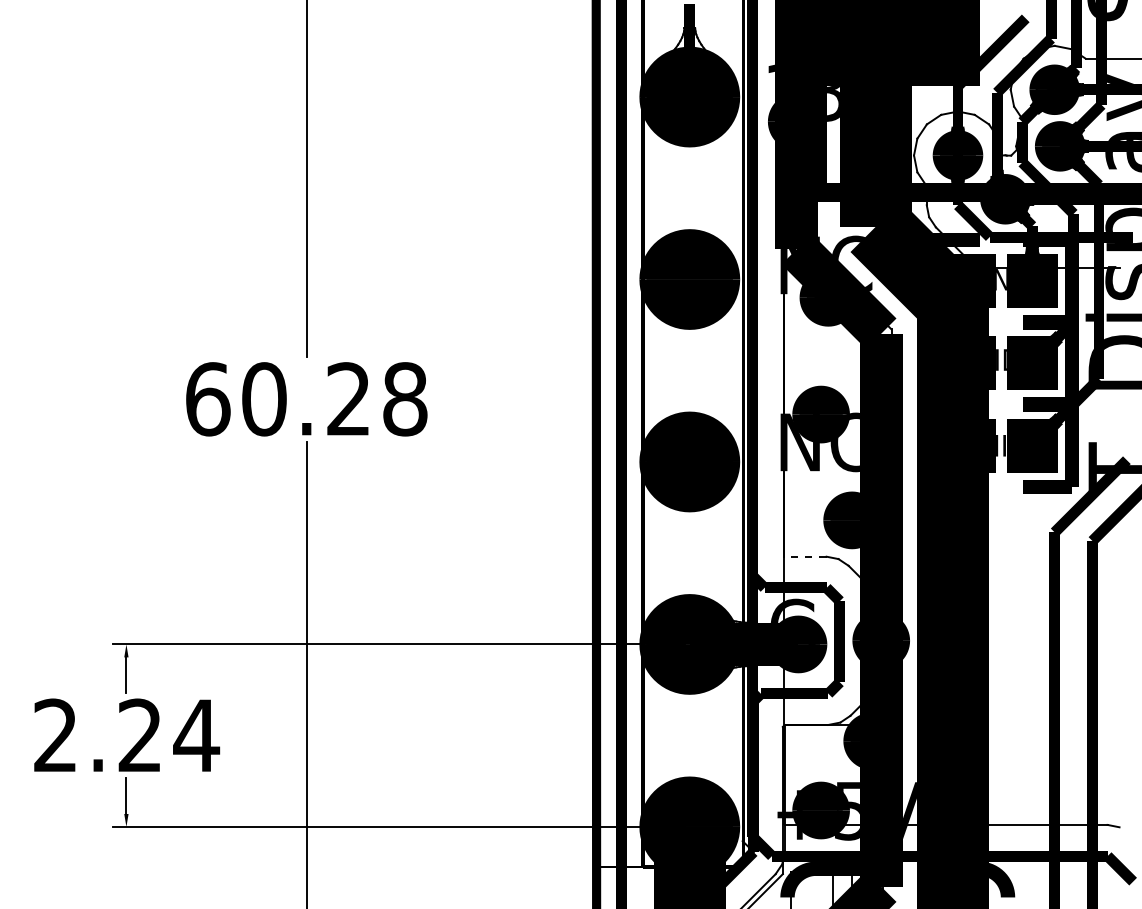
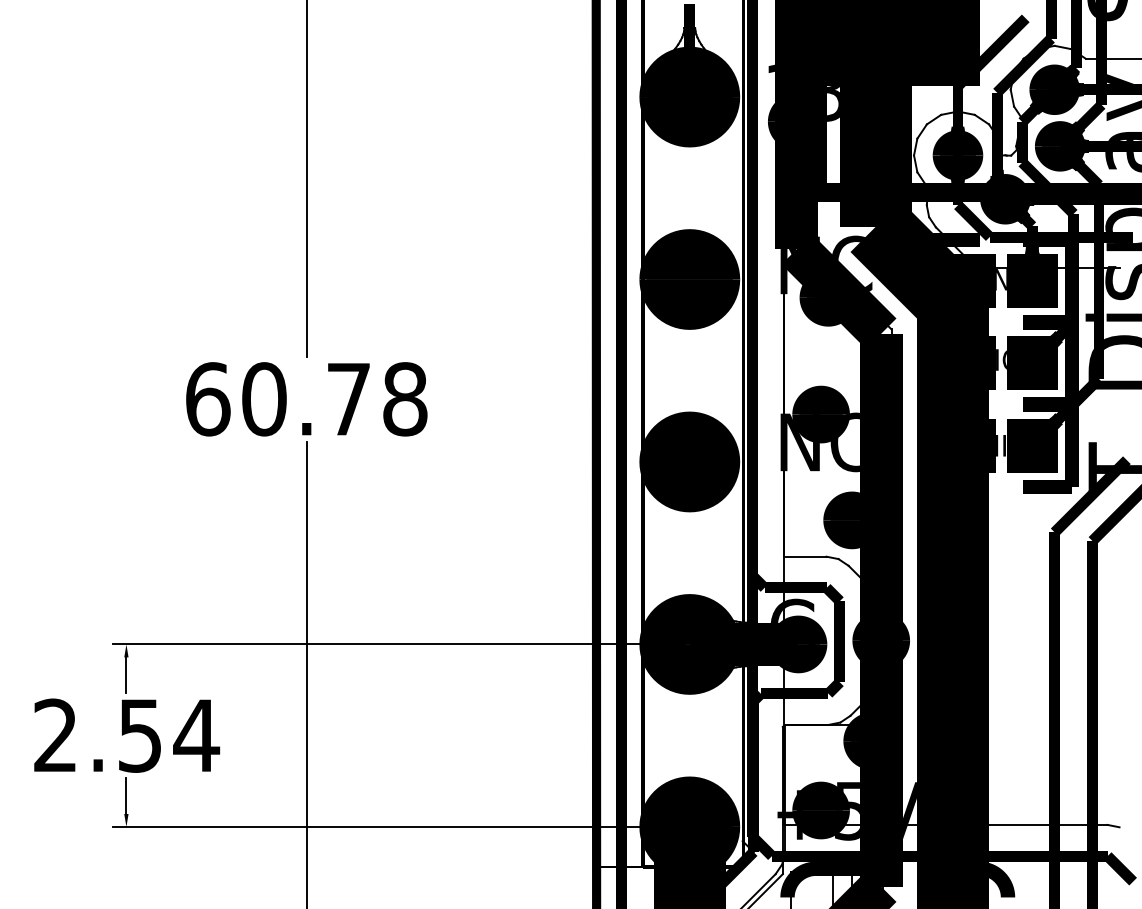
text: RIID -> RIIC (1004, 359)
text: 60.28 -> 60.78 (348, 398)
line: dashed -> solid (804, 556)
text: 2.24 -> 2.54 (139, 735)
